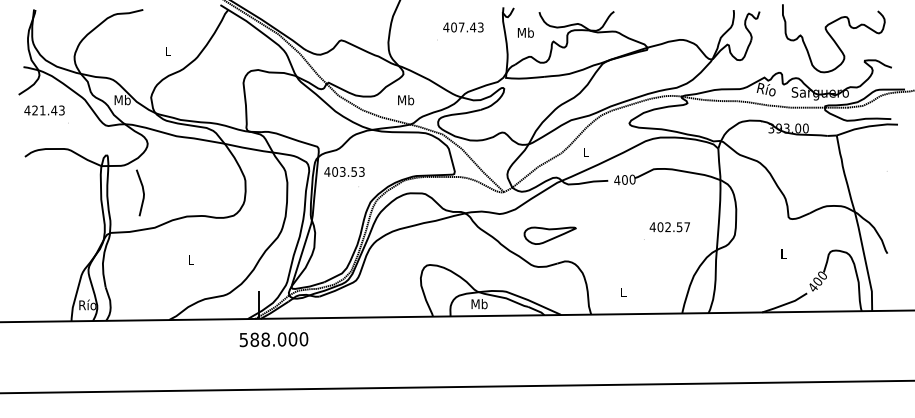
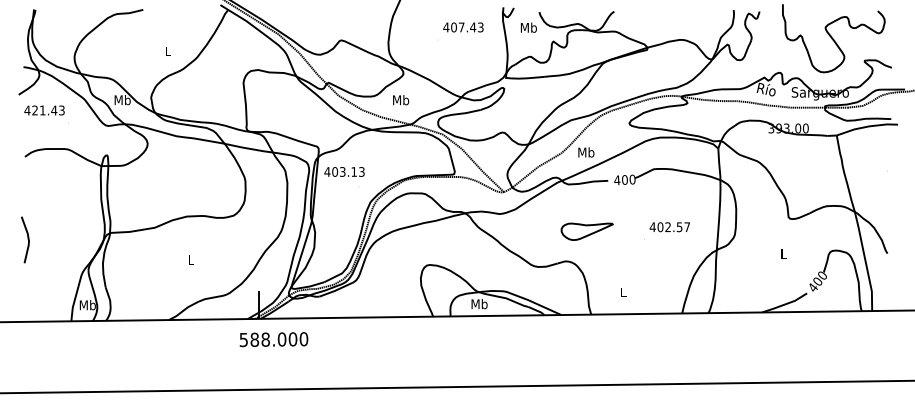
text position: (525, 32) -> (528, 27) (528, 27)
text position: (406, 100) -> (401, 100) (401, 100)
text: L -> Mb (586, 152)
text: 403.53 -> 403.13 (353, 171)
line position: (142, 192) -> (27, 239) (27, 239)
part position: (549, 235) -> (586, 231) (586, 231)
text: Río -> Mb (87, 304)
